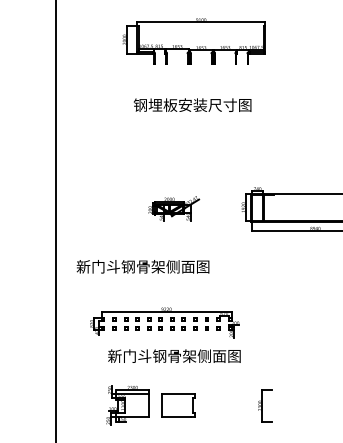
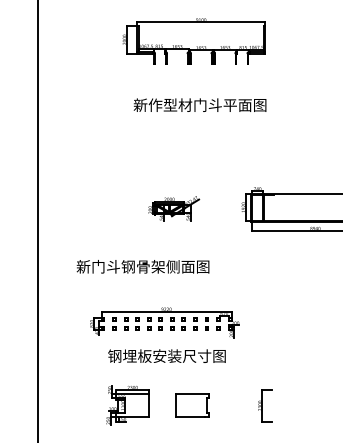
text: 钢埋板安装尺寸图 -> 新作型材门斗平面图 (199, 104)
line position: (55, 220) -> (37, 220) (37, 220)
text: 新门斗钢骨架侧面图 -> 钢埋板安装尺寸图 (174, 355)
part position: (178, 405) -> (192, 405) (192, 405)
